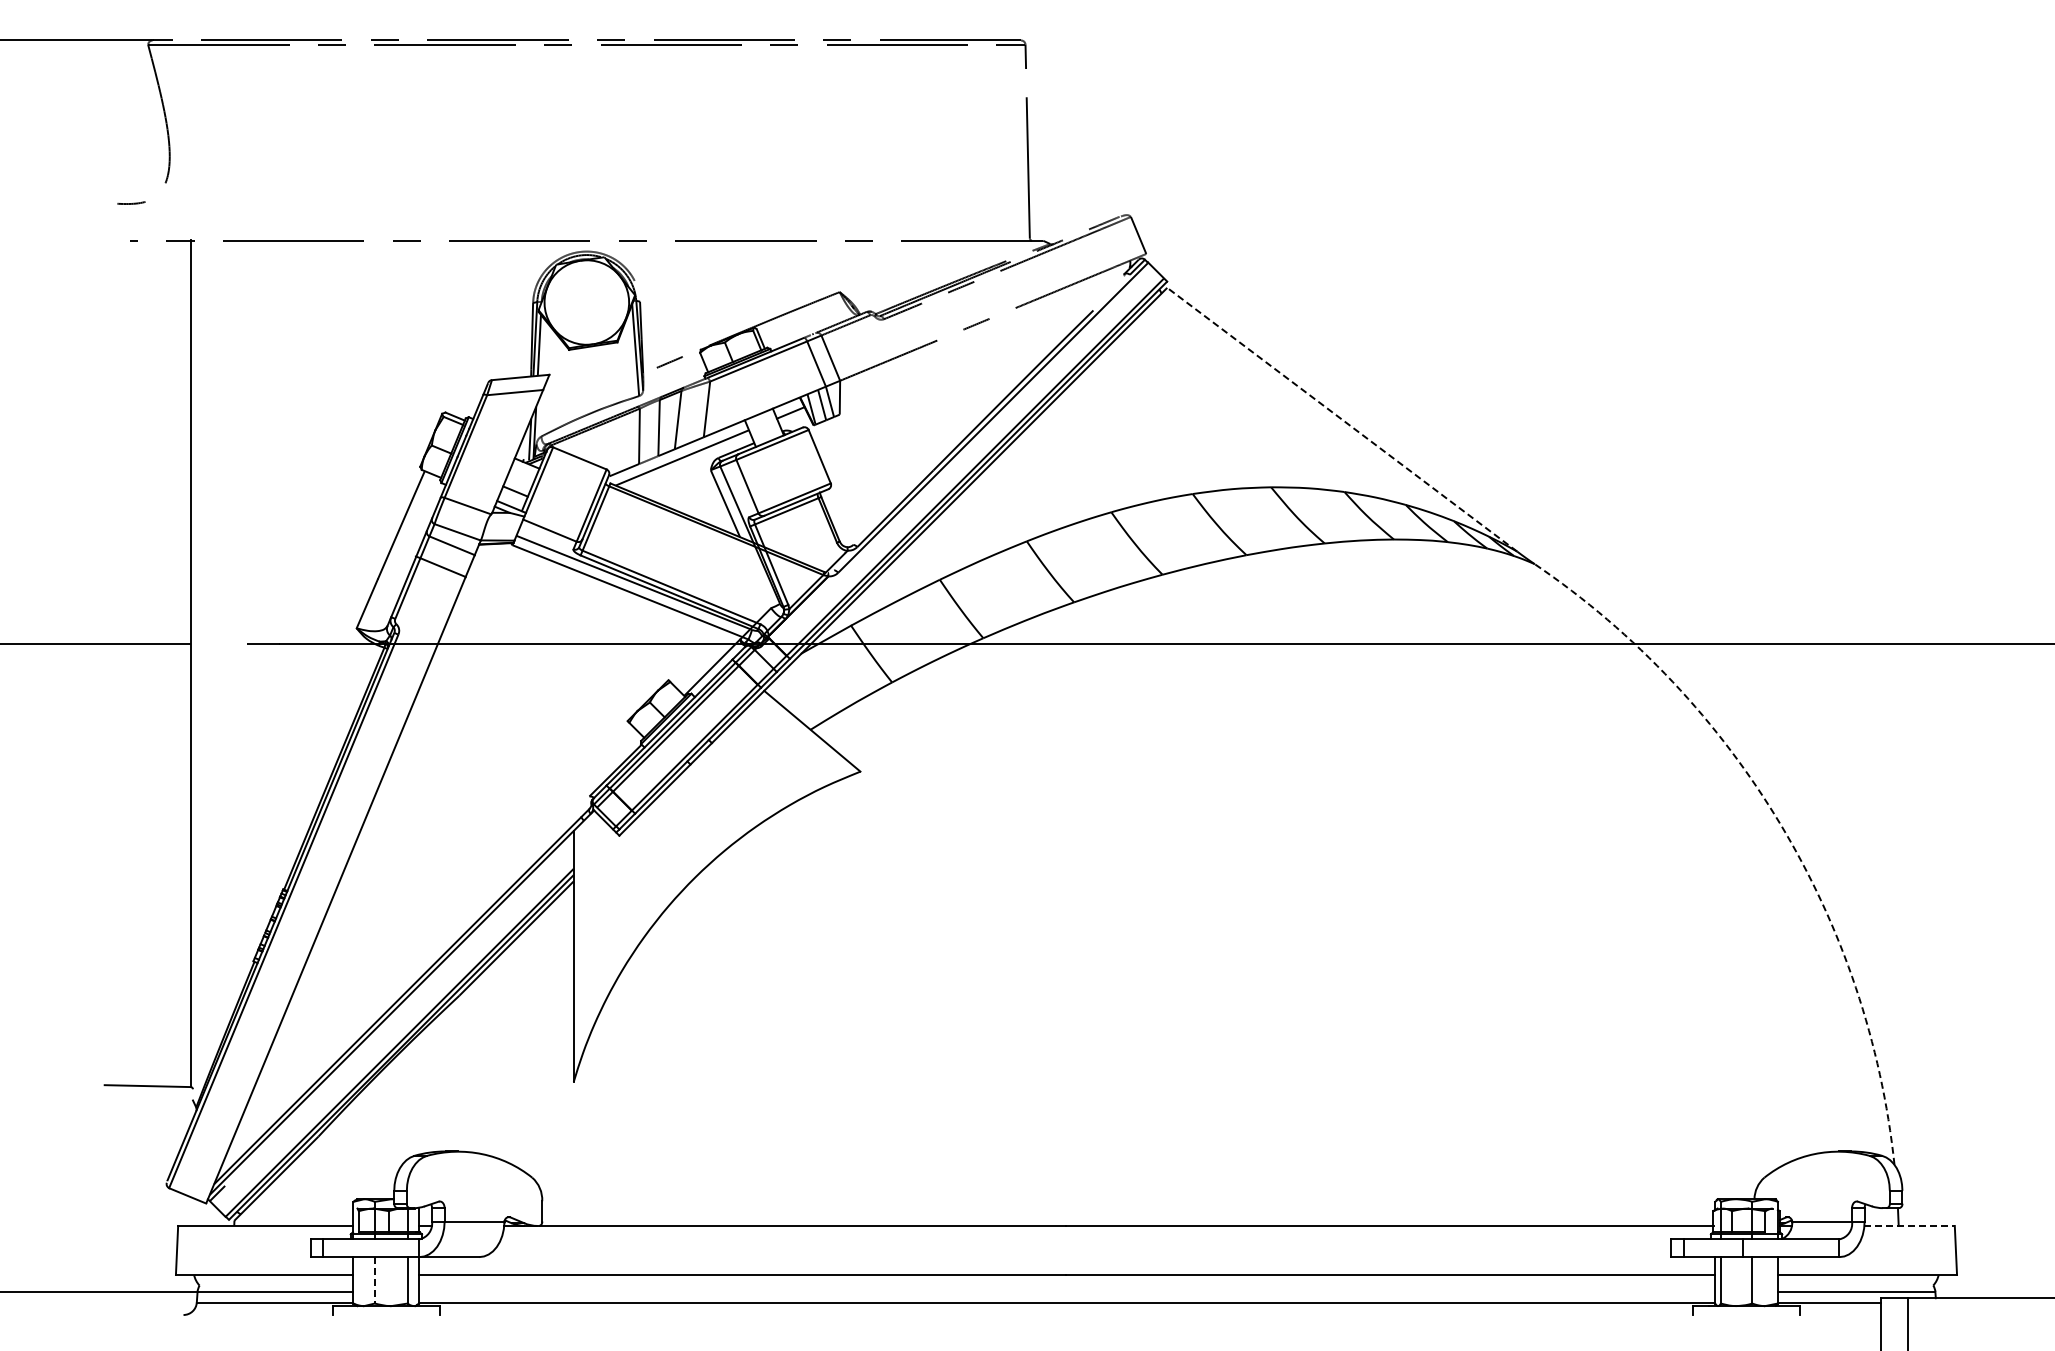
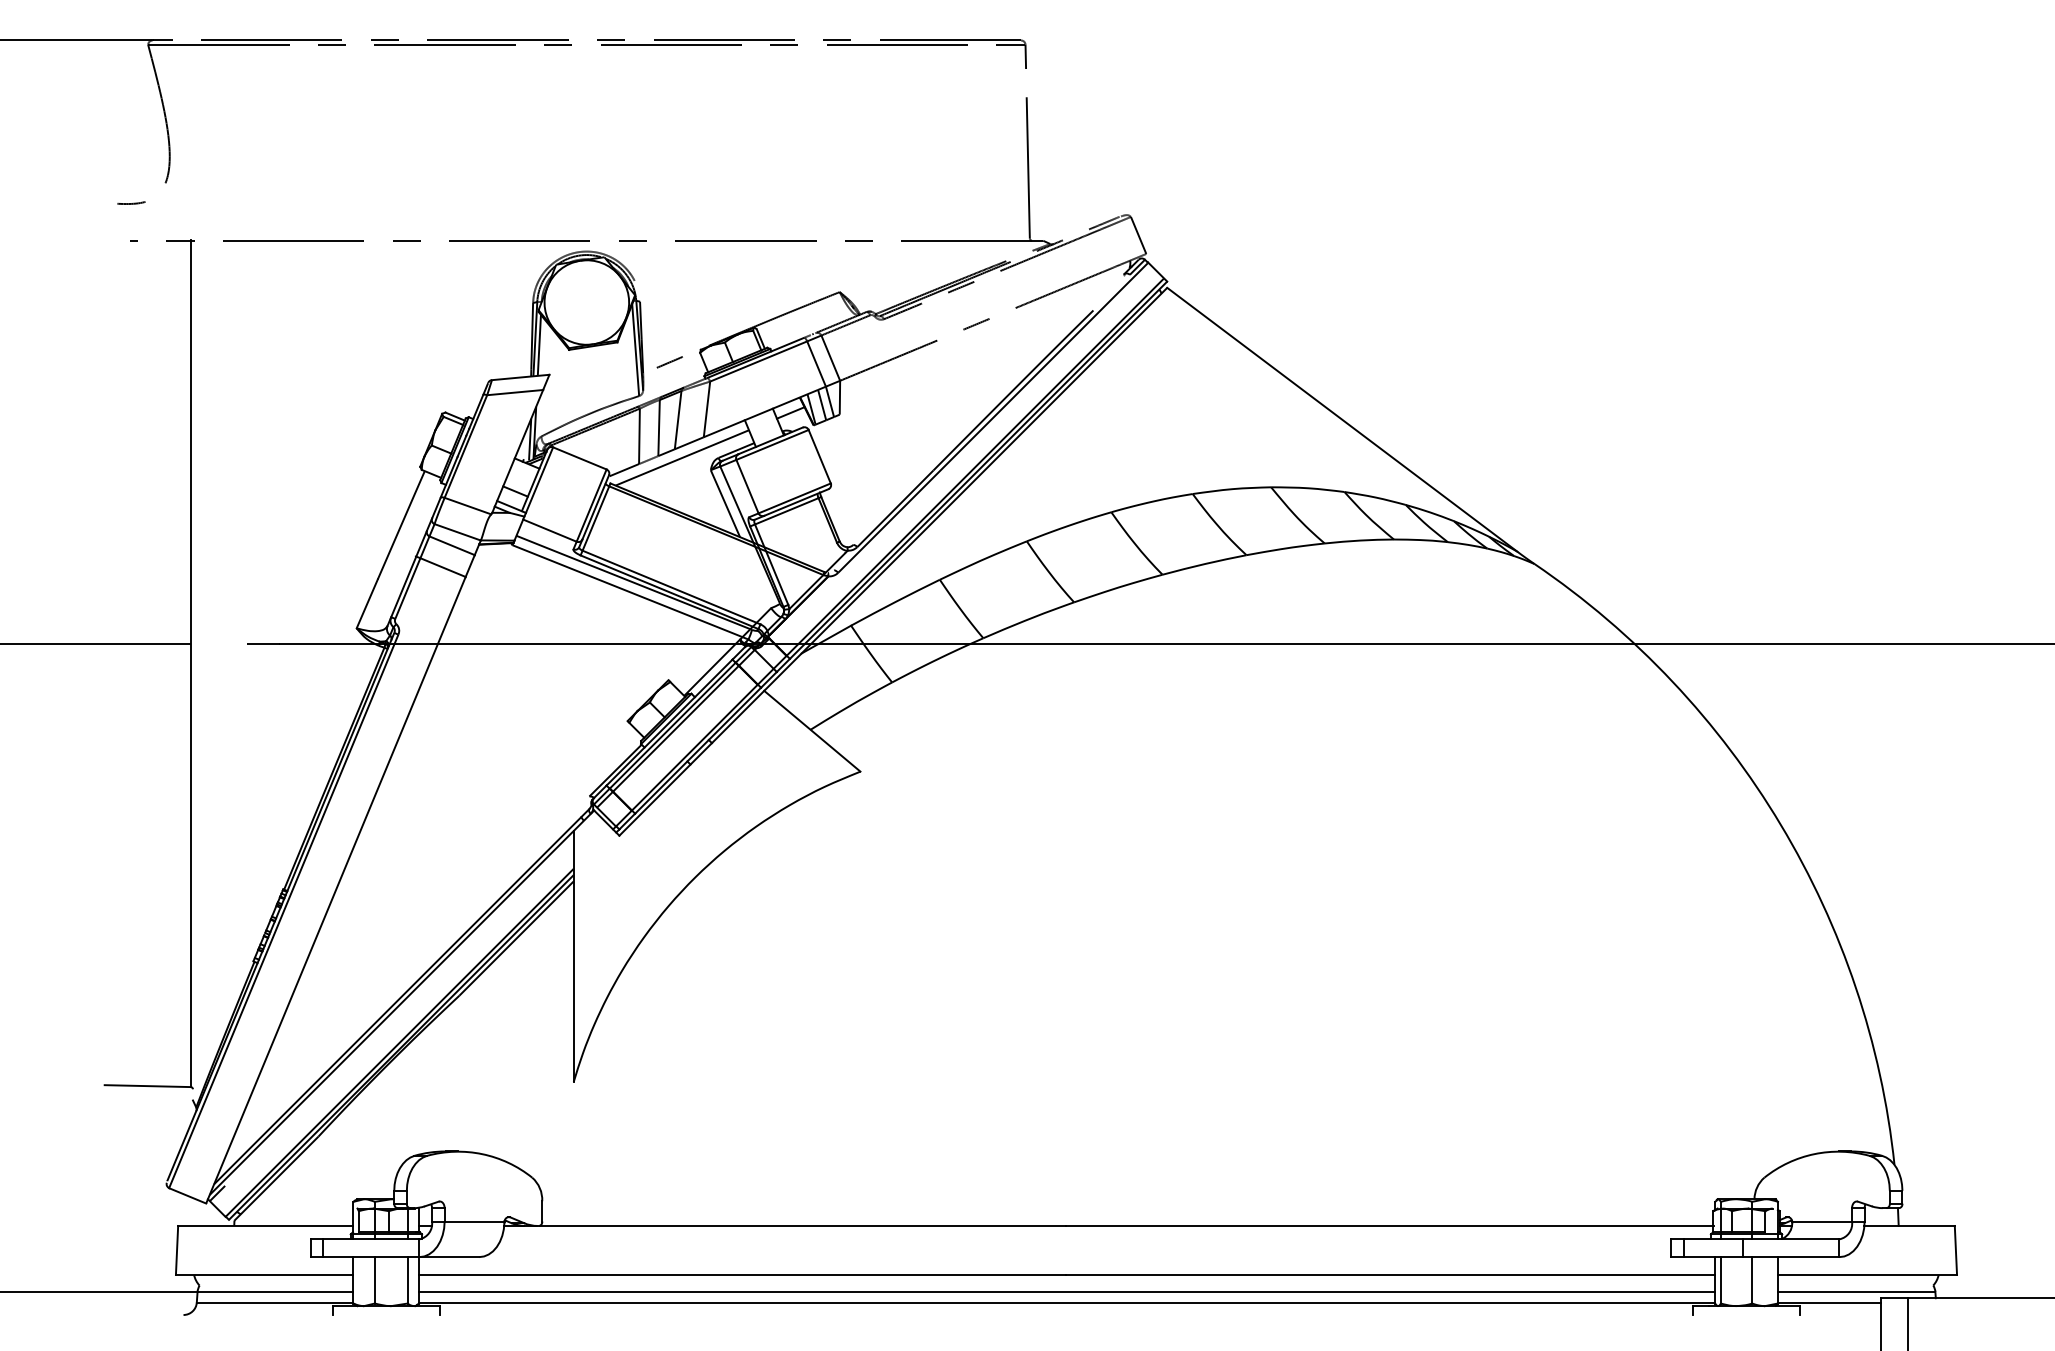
line: dashed -> solid (1341, 419)
arc: dashed -> solid (1780, 824)
line: dashed -> solid (1910, 1225)
line: dashed -> solid (374, 1280)
line: none -> present (1067, 1291)
